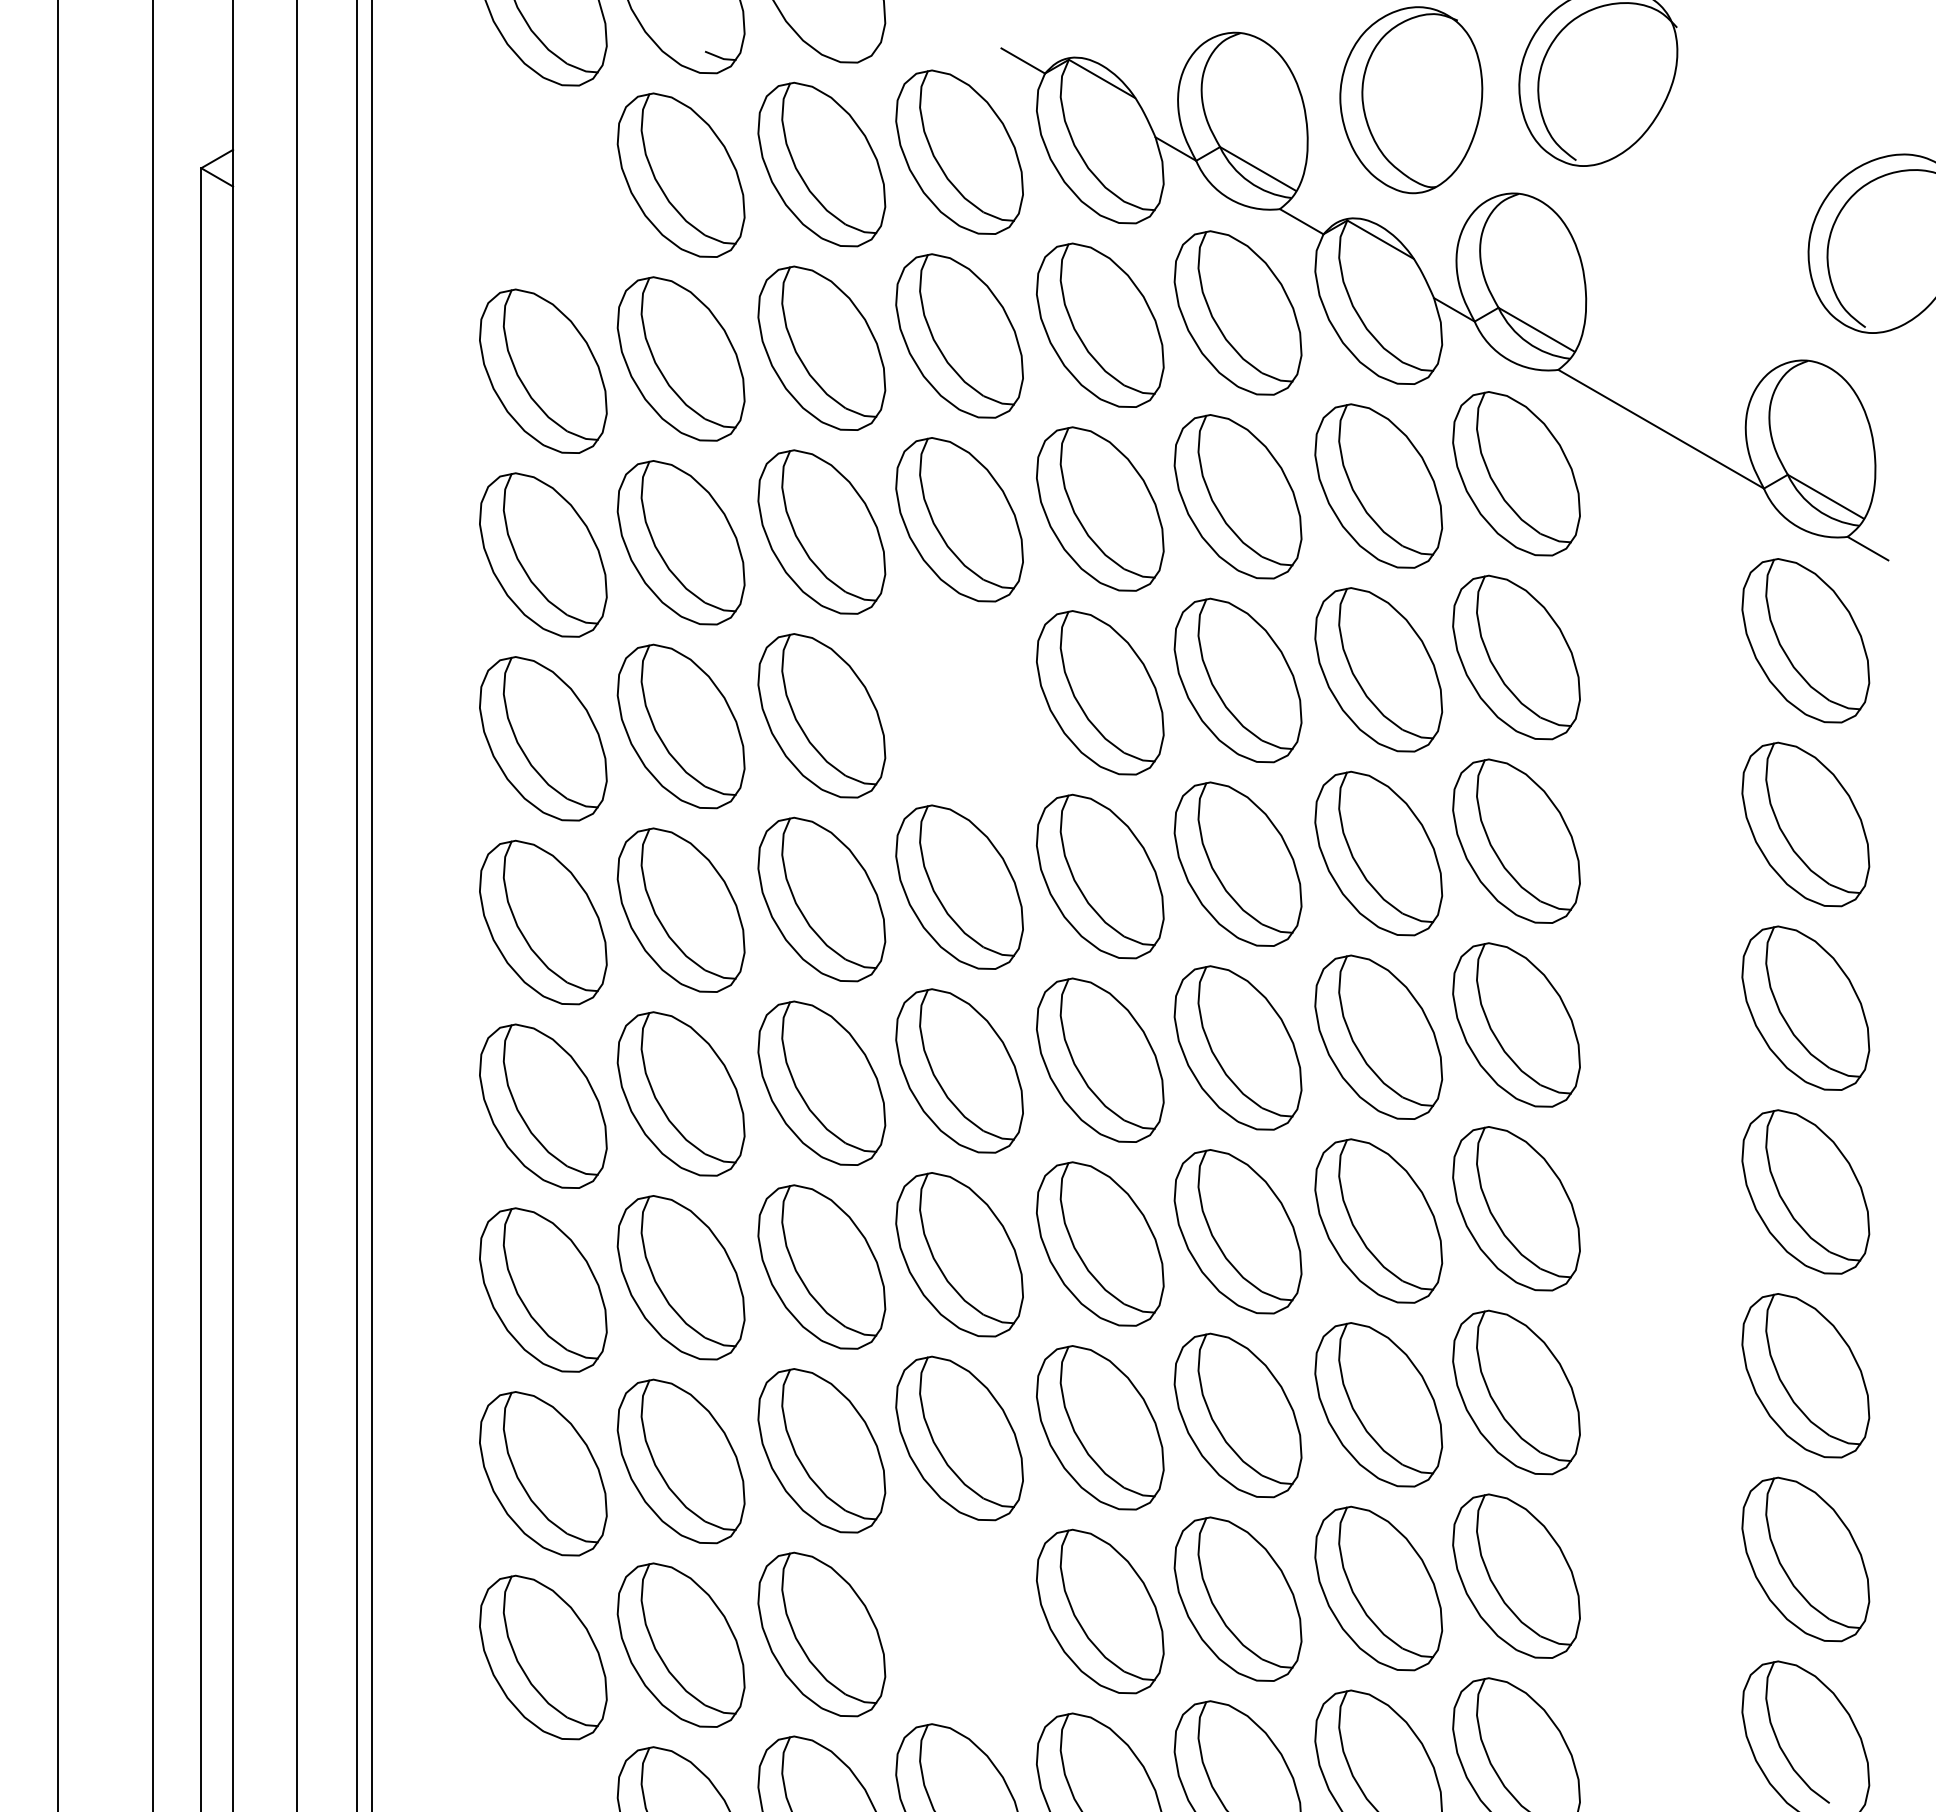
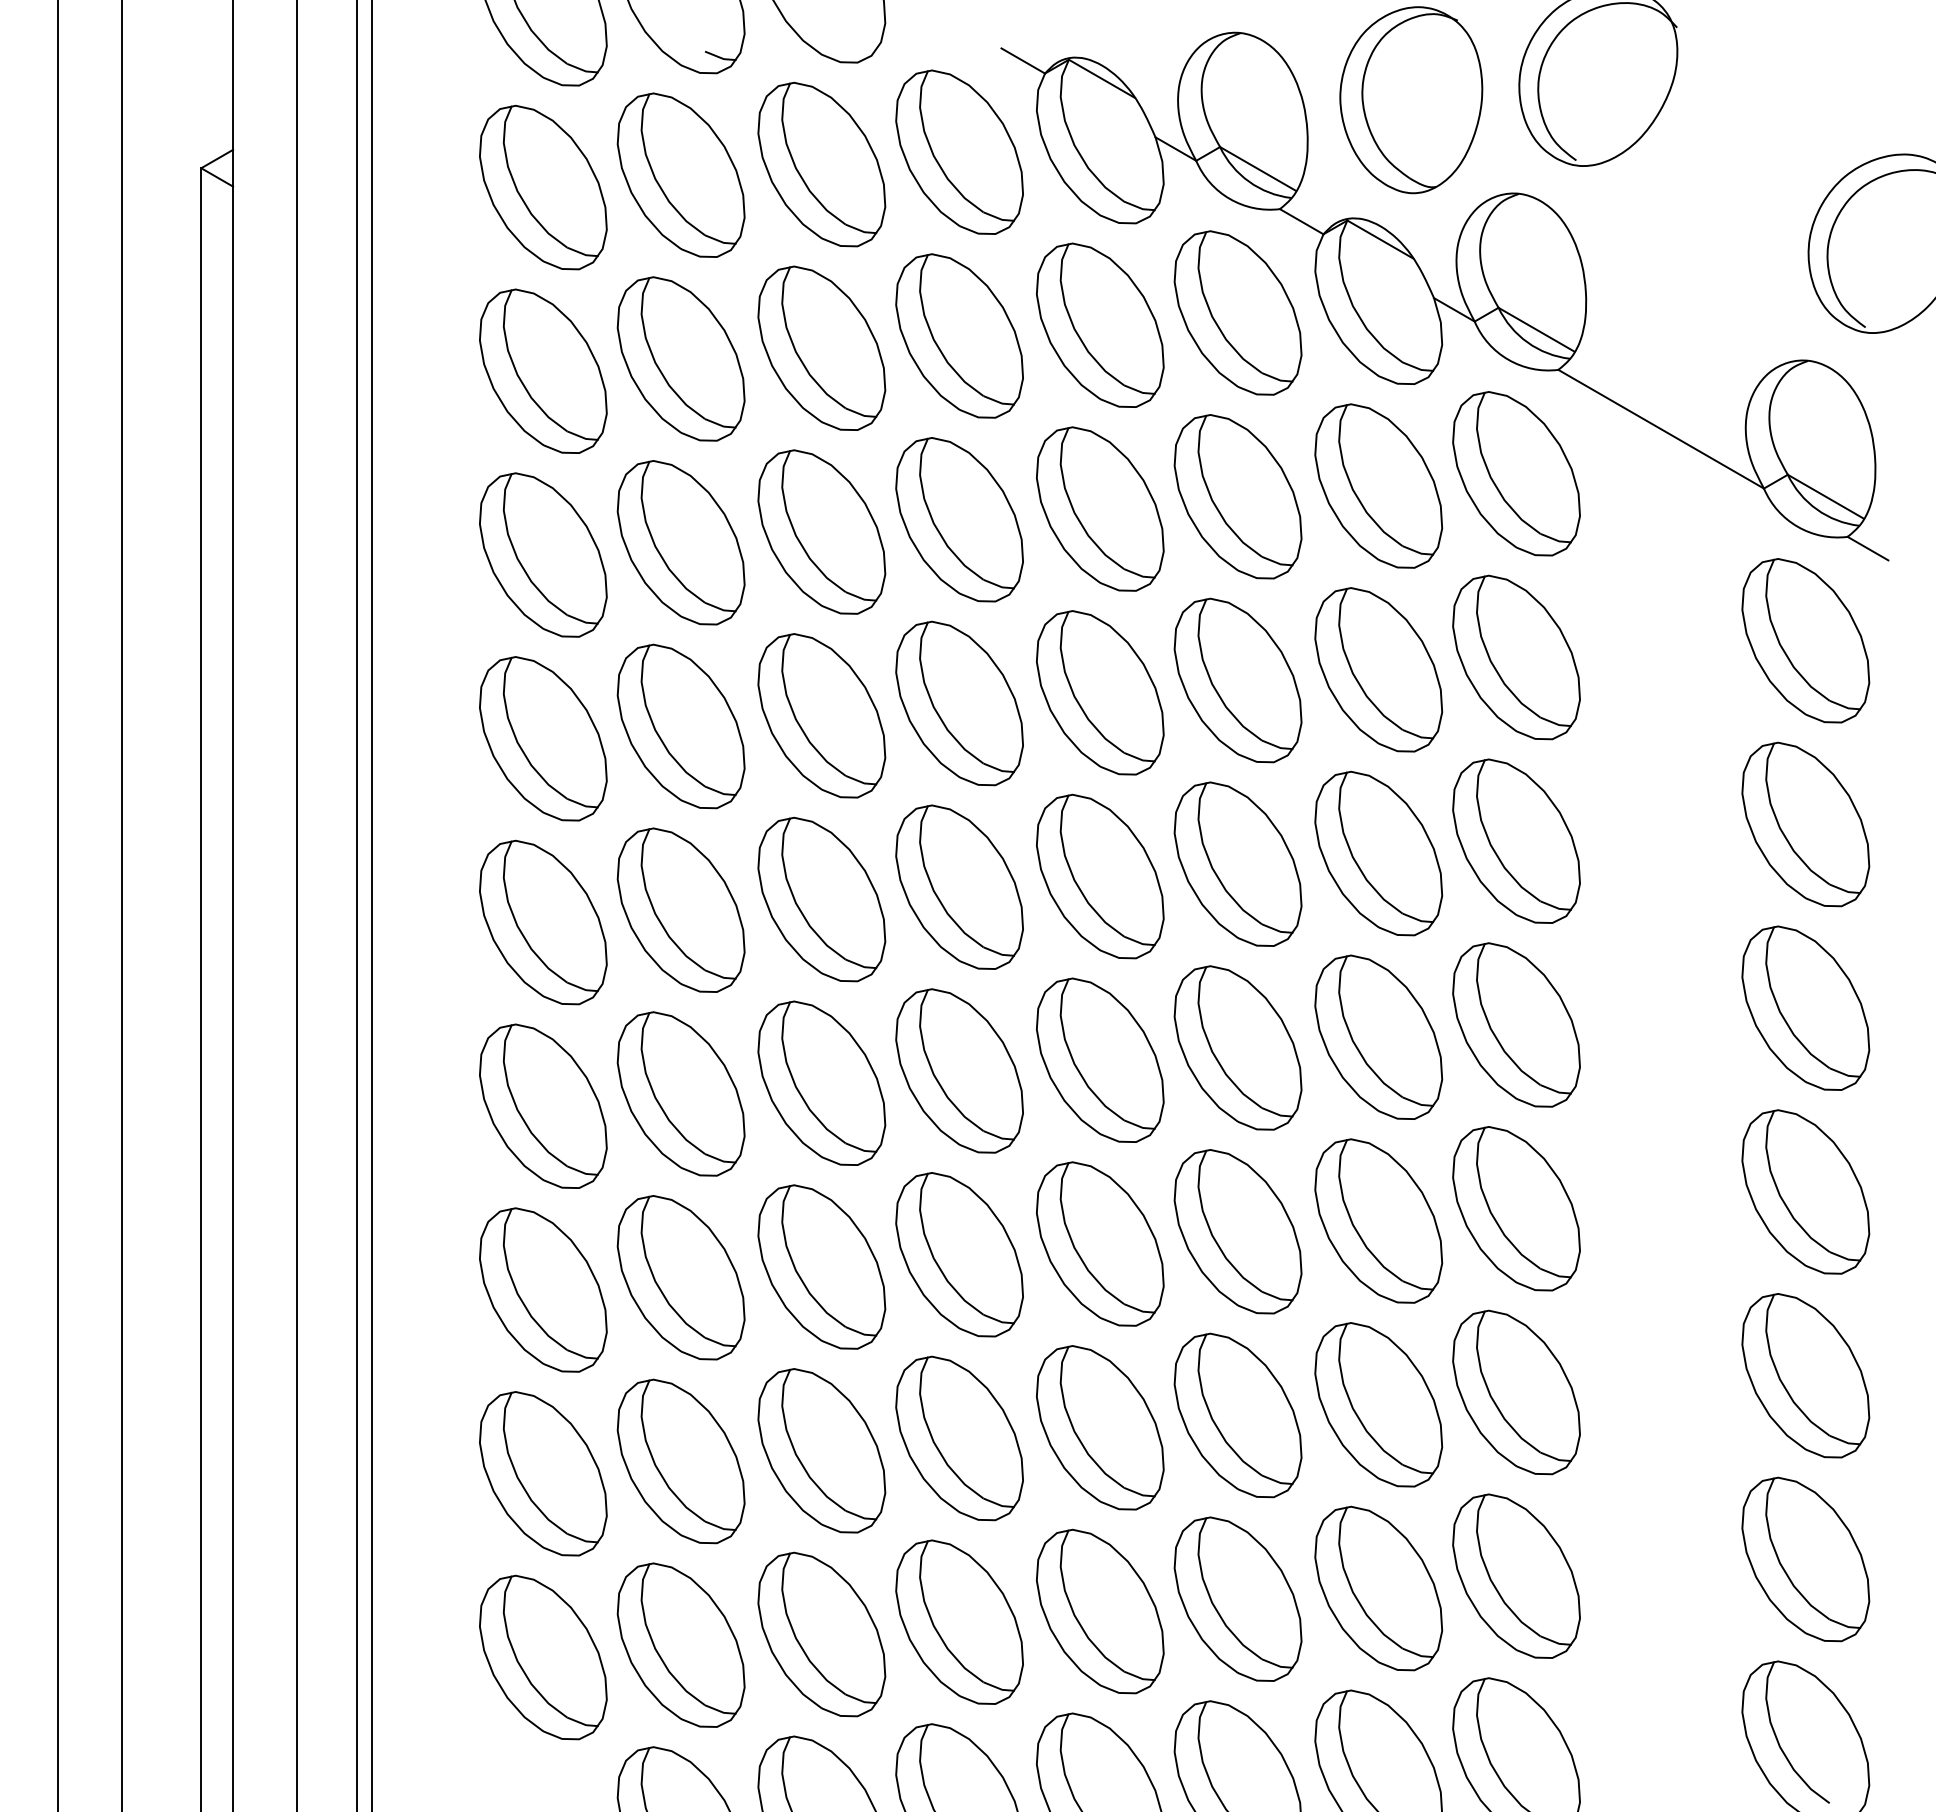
part: none -> present (543, 187)
part: none -> present (959, 703)
line position: (152, 905) -> (121, 905) (121, 905)
part: none -> present (959, 1621)
